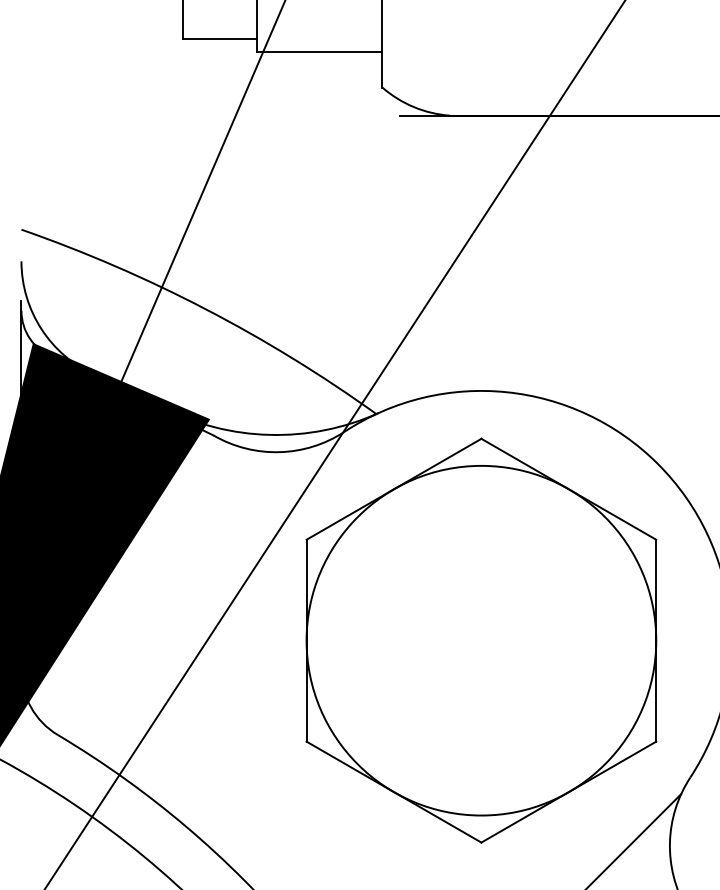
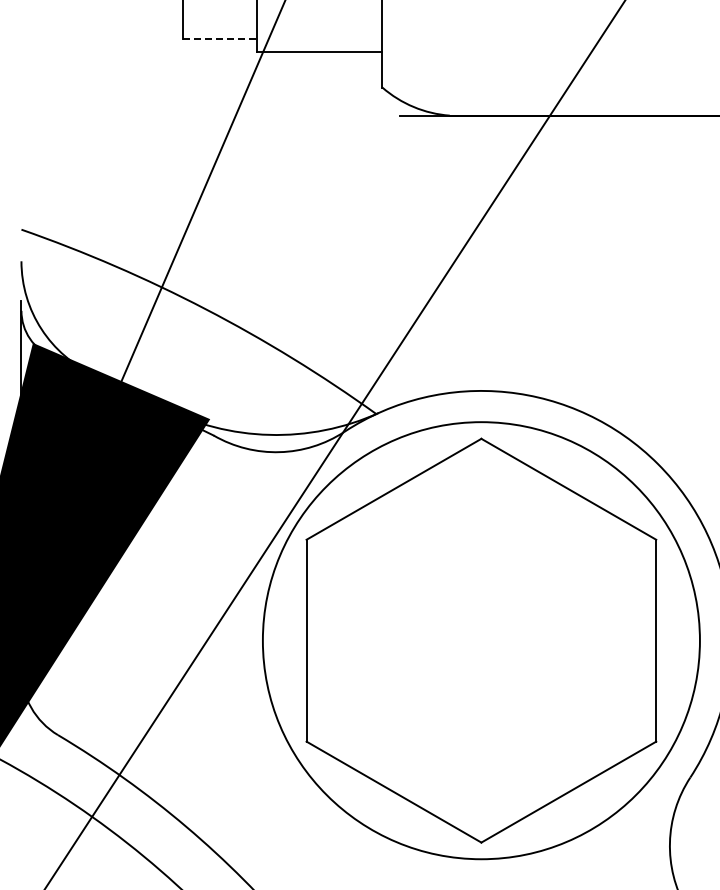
line: solid -> dashed (220, 39)
circle diameter: 350 px -> 437 px (480, 640)
line: present -> none (635, 840)
